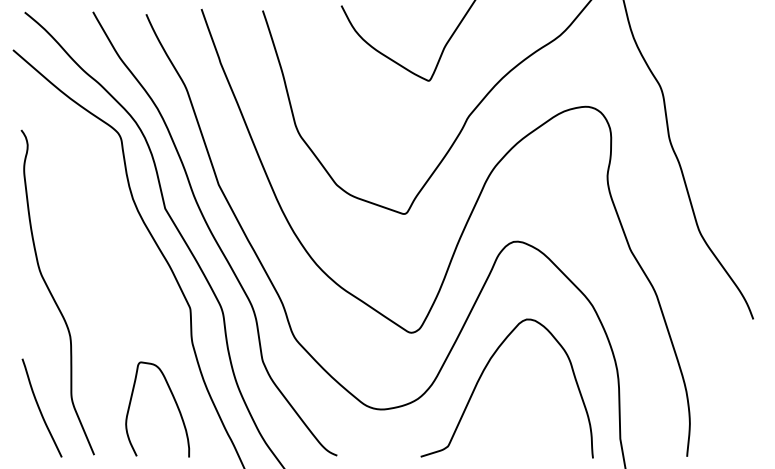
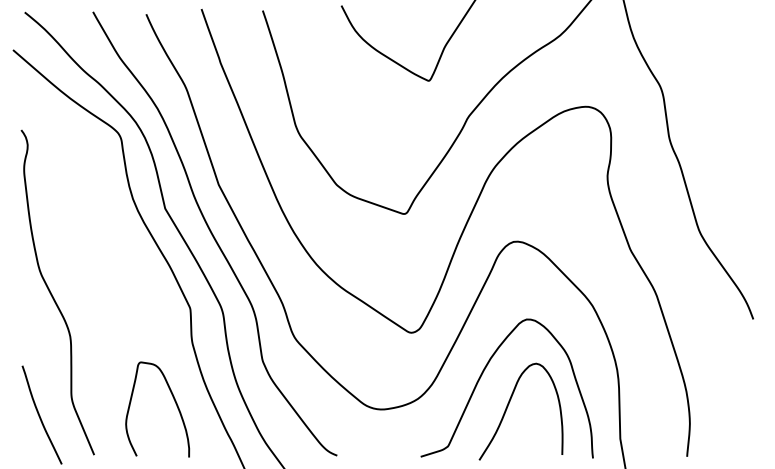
curve: none -> present (508, 406)
curve position: (40, 408) -> (40, 415) (40, 415)
